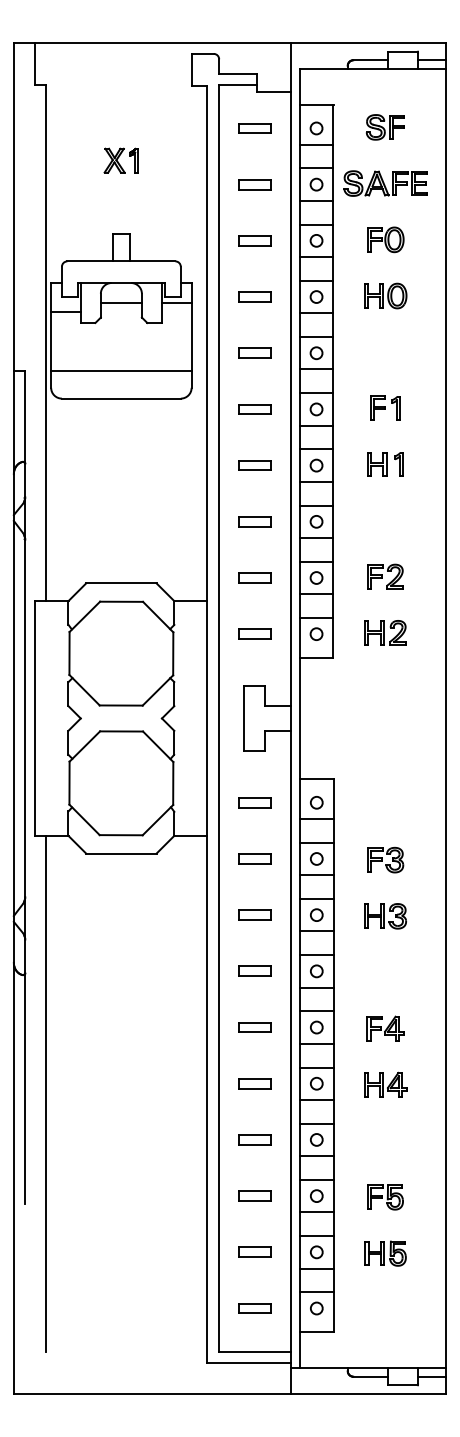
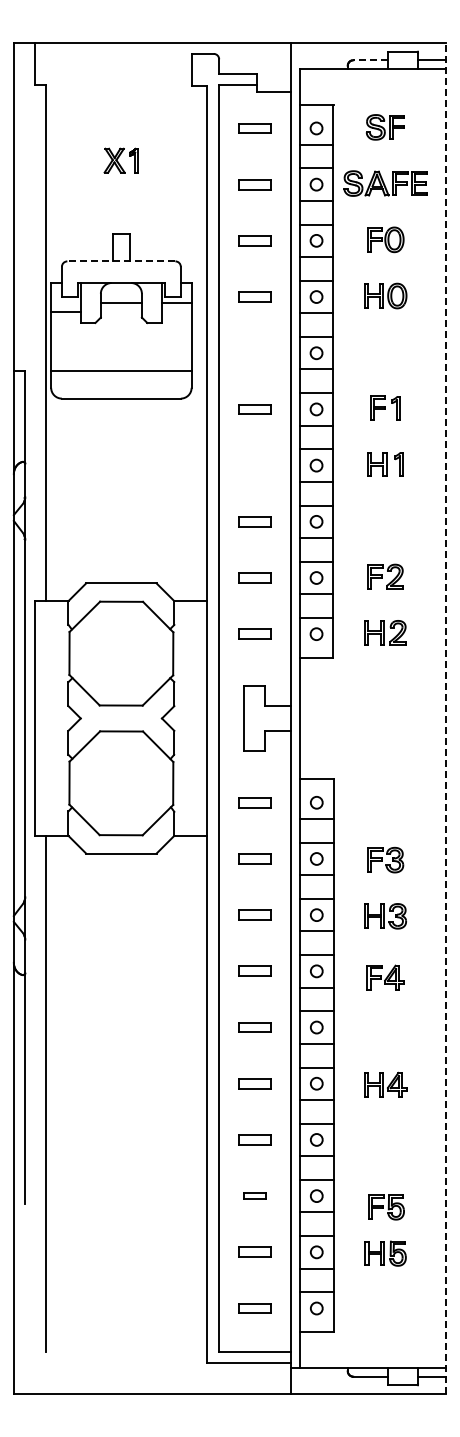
line: solid -> dashed (369, 60)
line: solid -> dashed (120, 261)
part: present -> none (254, 352)
part: present -> none (254, 465)
line: solid -> dashed (446, 718)
part position: (385, 1028) -> (385, 977) (385, 977)
part size: 34x12 px -> 24x8 px (254, 1195)
part position: (385, 1197) -> (386, 1207) (386, 1207)
